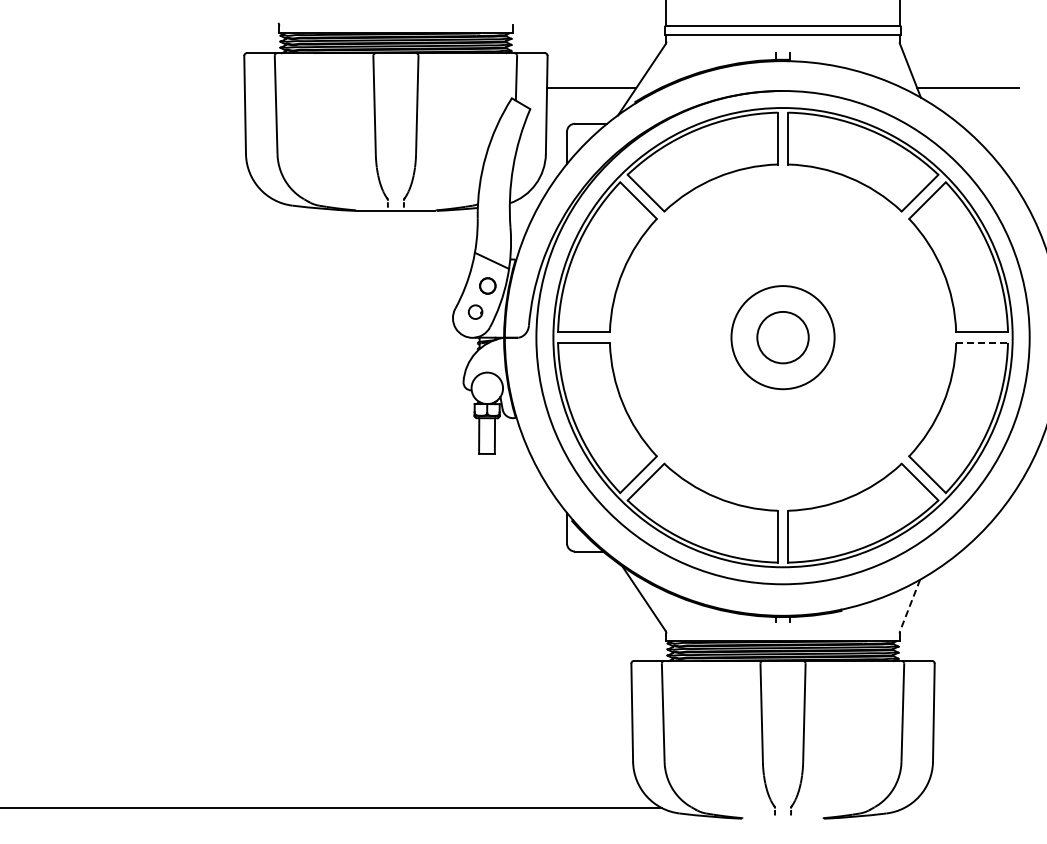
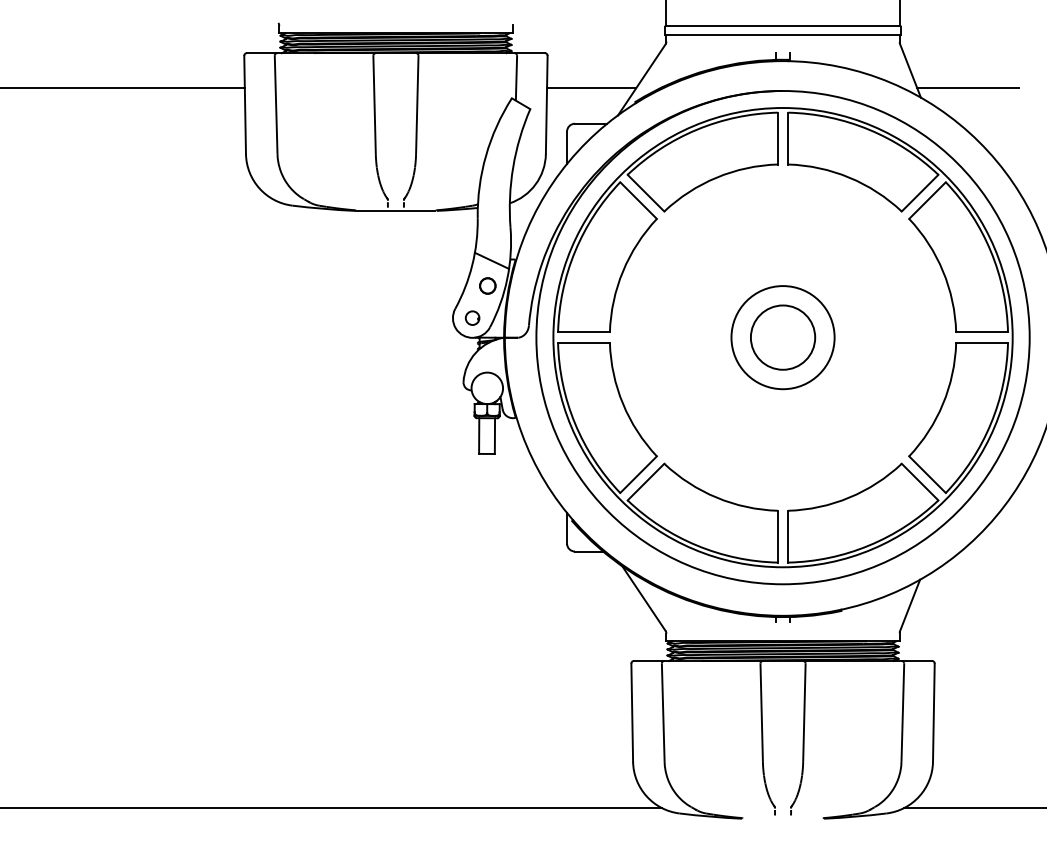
line: none -> present (123, 88)
part position: (475, 311) -> (472, 317) (472, 317)
circle diameter: 51 px -> 64 px (782, 337)
line: dashed -> solid (982, 342)
line: dashed -> solid (910, 605)
line: none -> present (973, 808)
